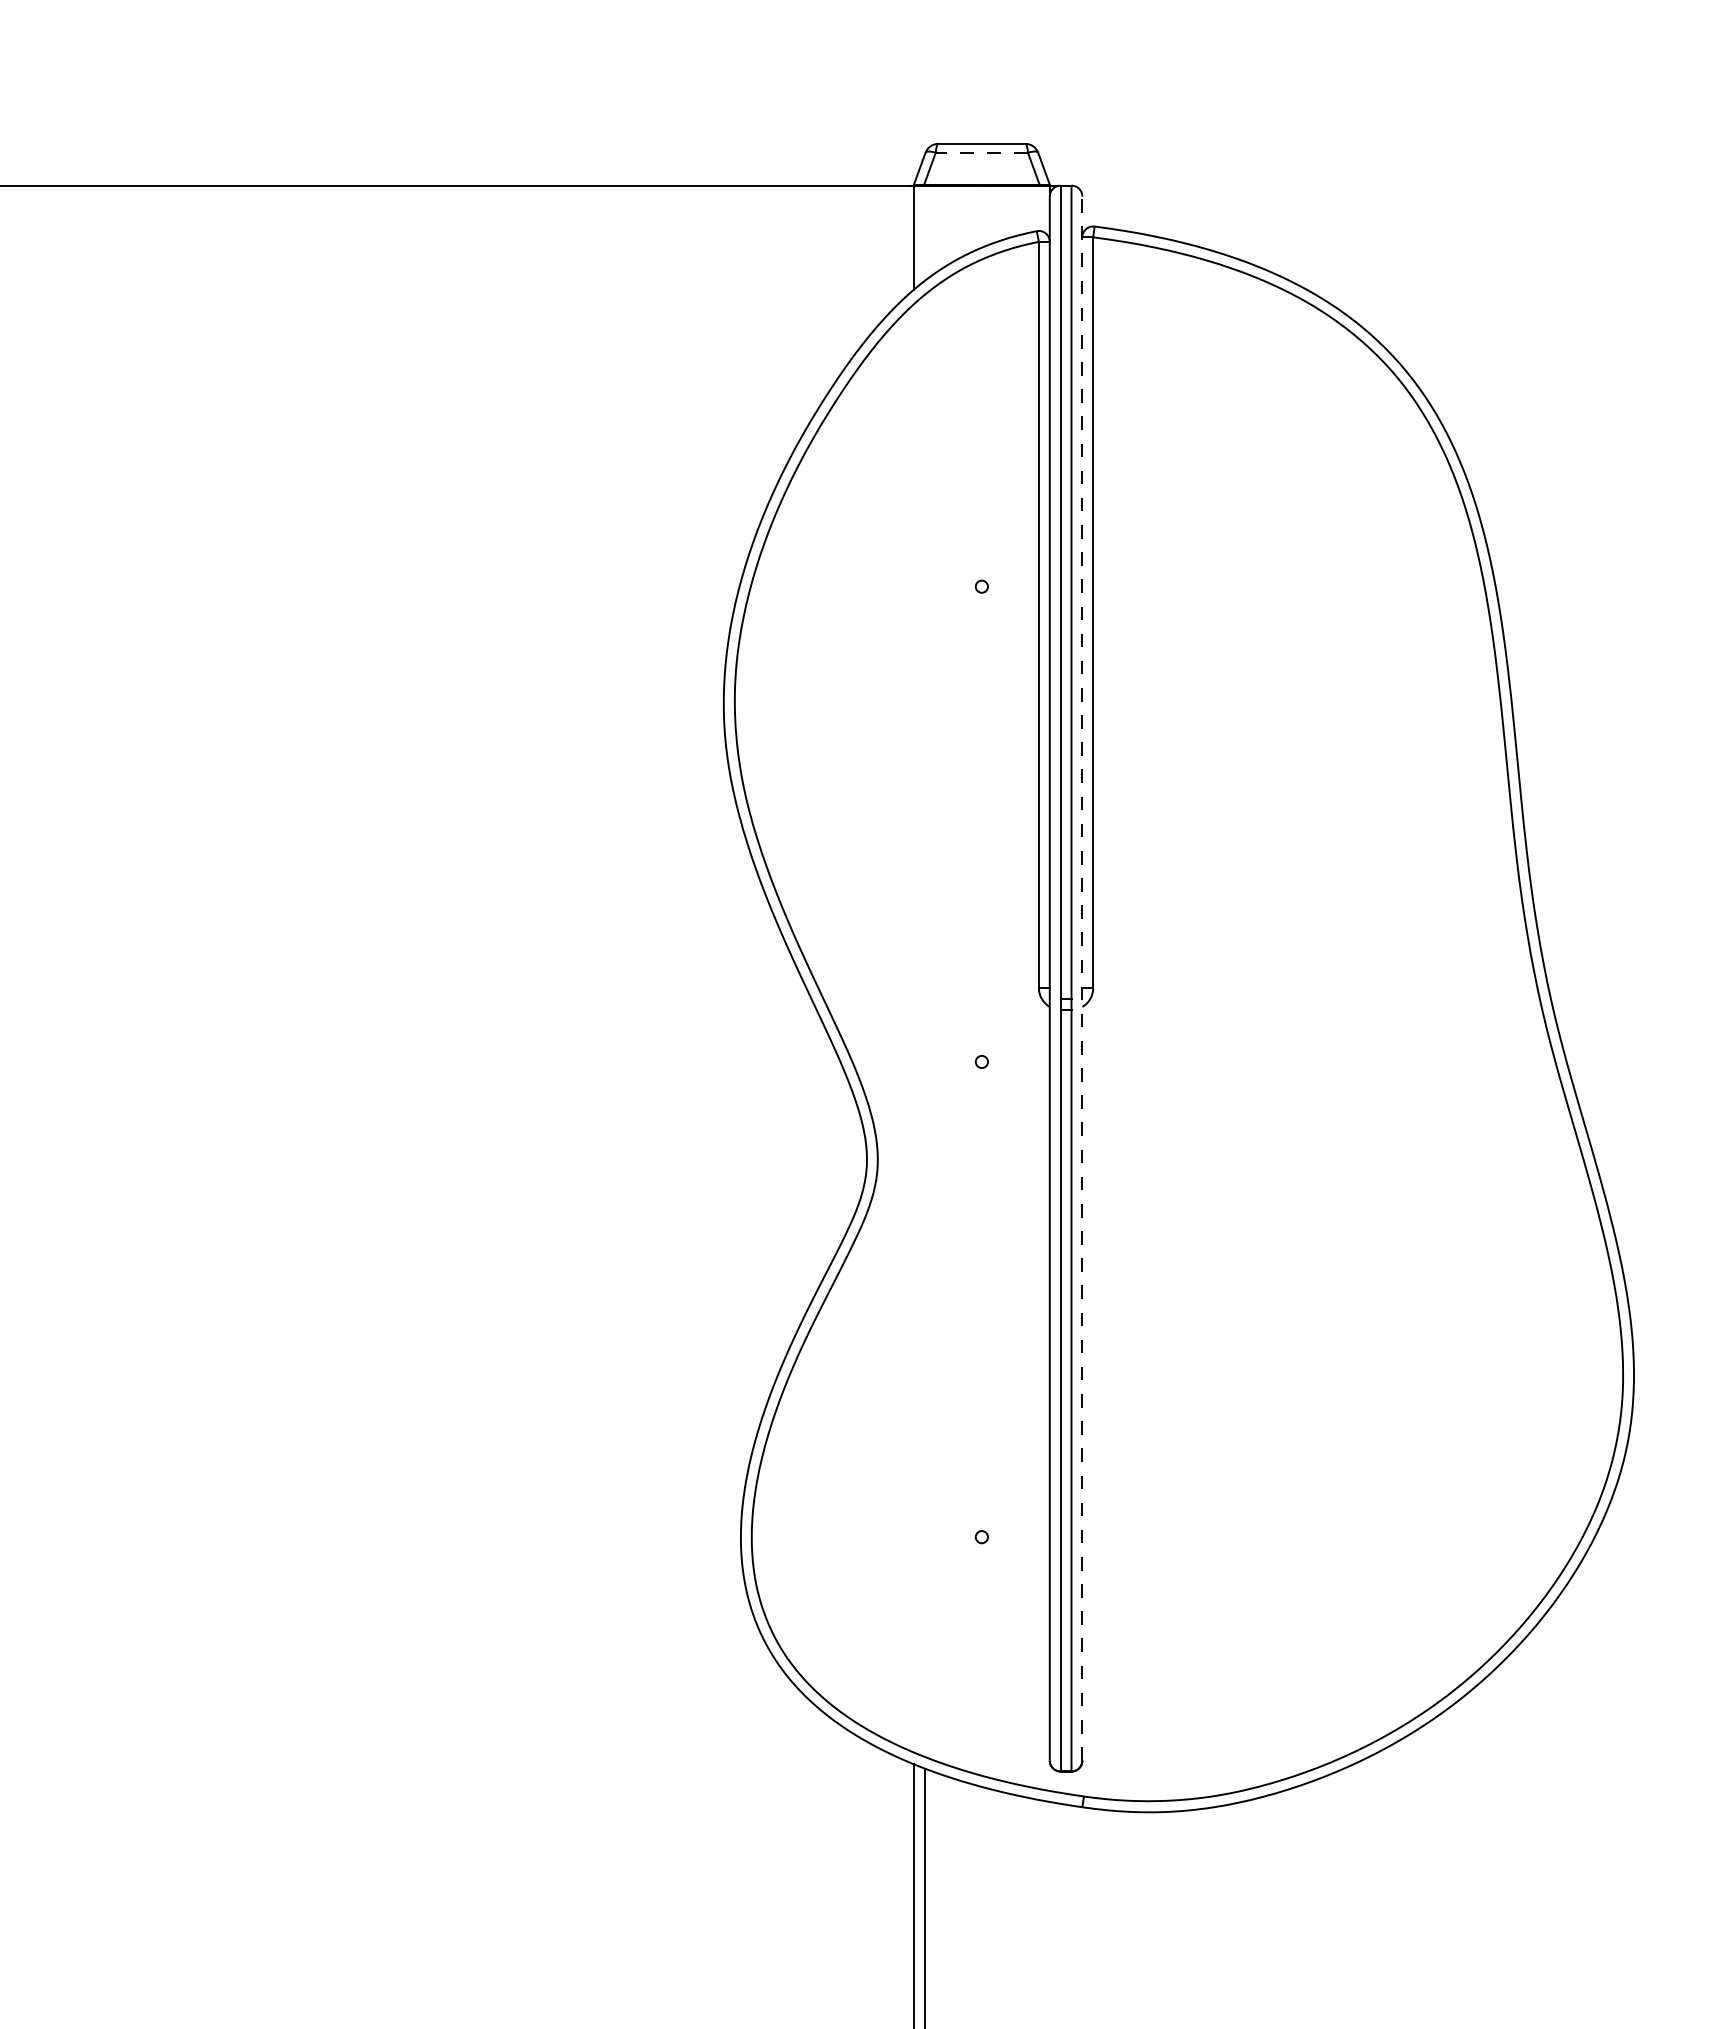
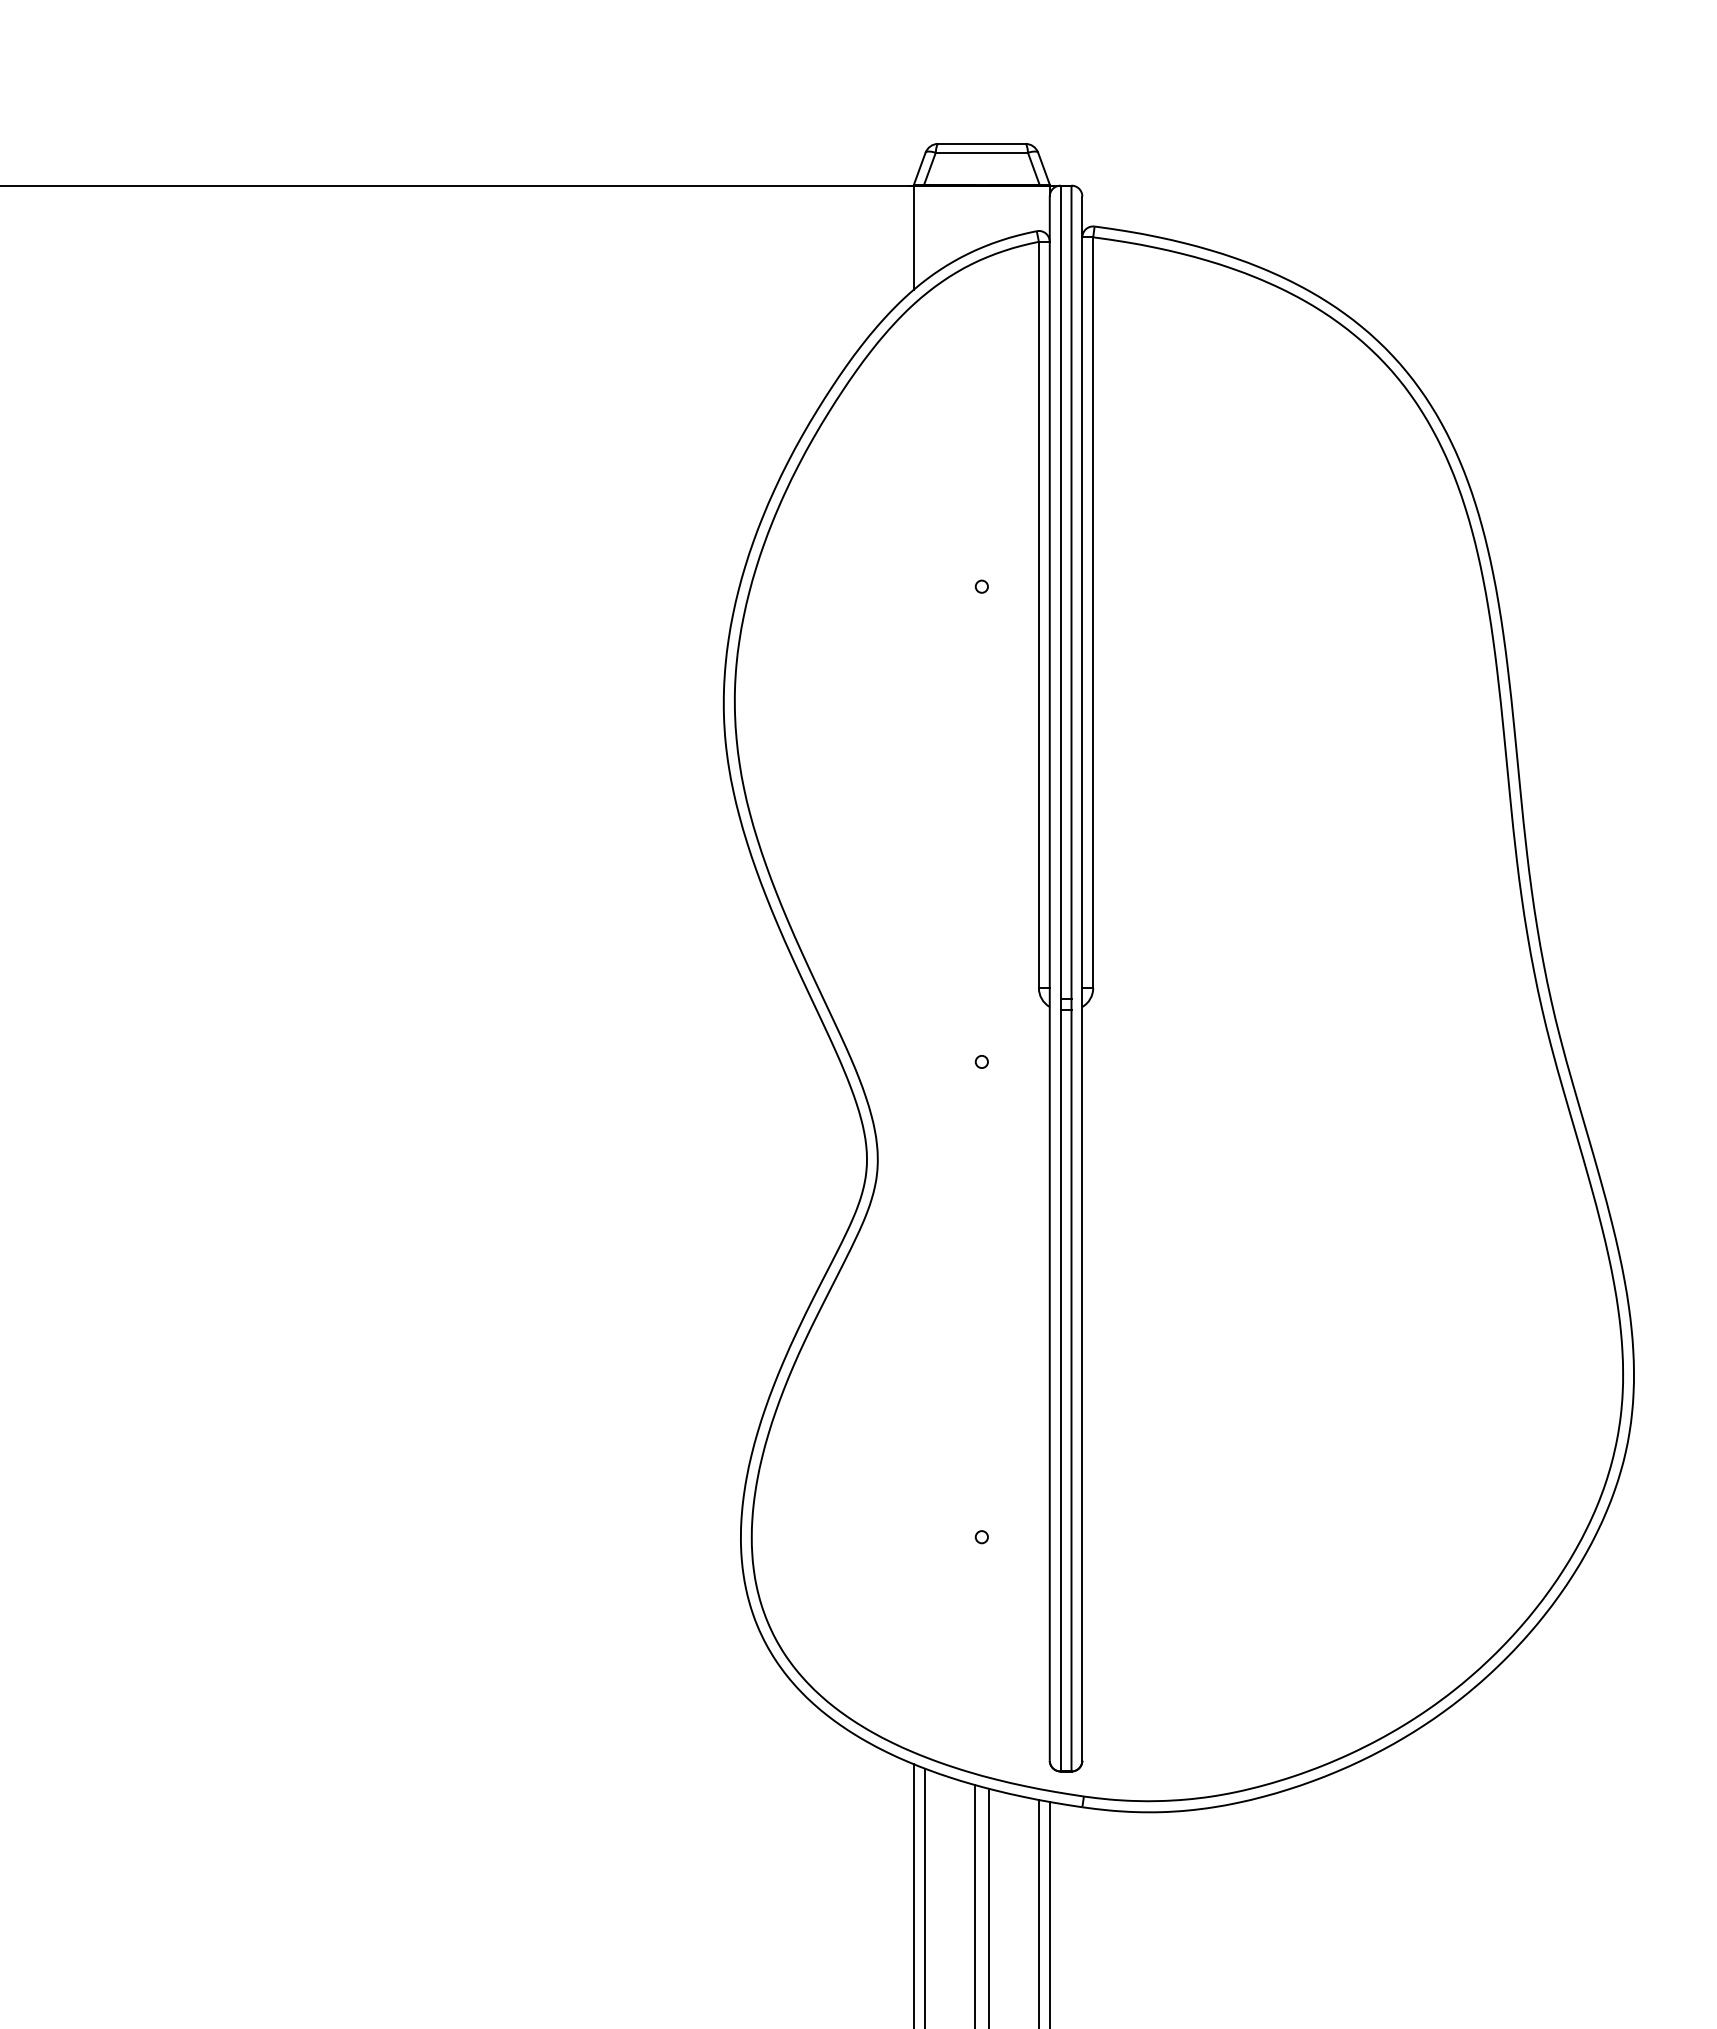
line: dashed -> solid (981, 152)
line: dashed -> solid (1082, 978)
line: none -> present (975, 1905)
line: none -> present (988, 1906)
line: none -> present (1038, 1912)
line: none -> present (1049, 1913)
